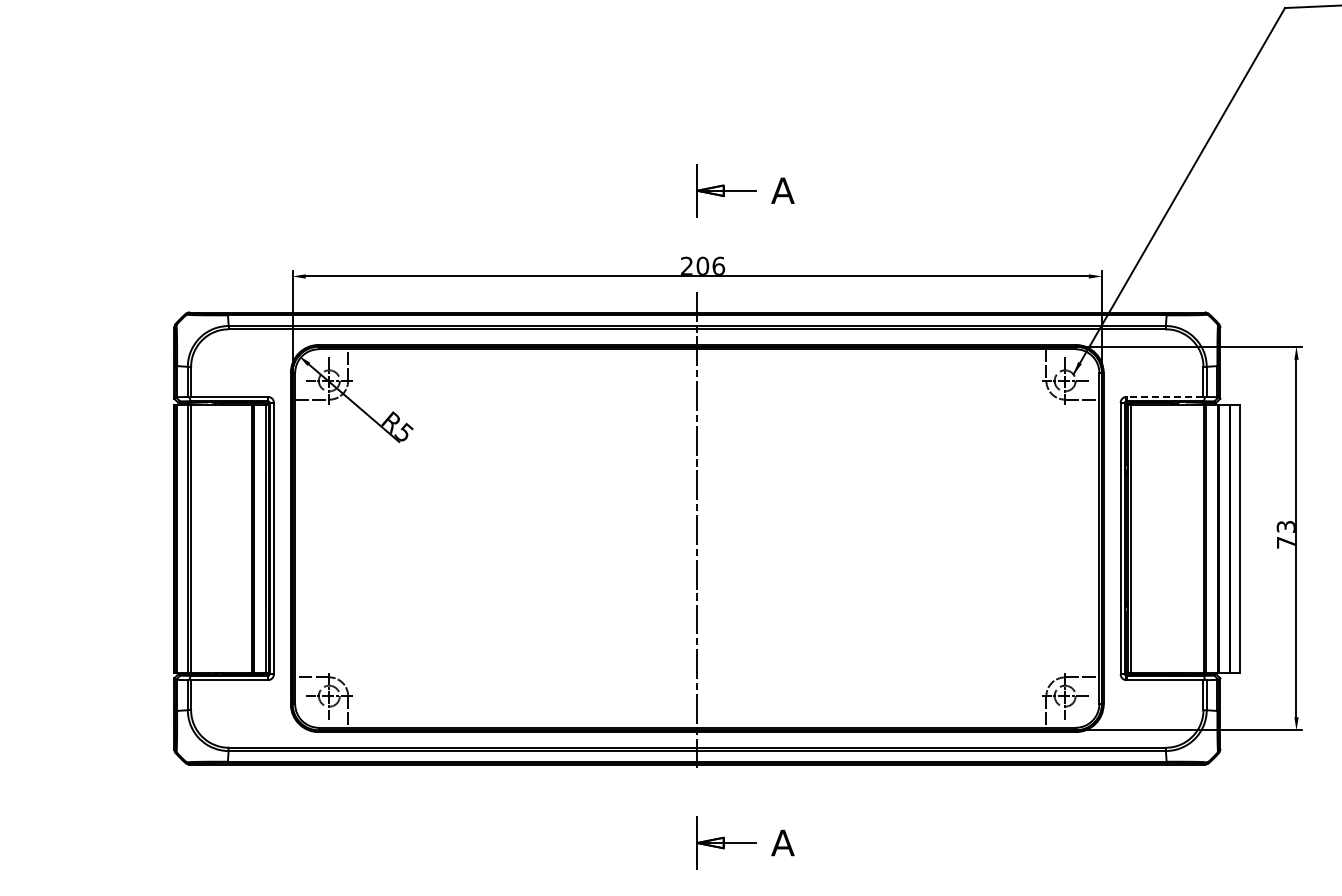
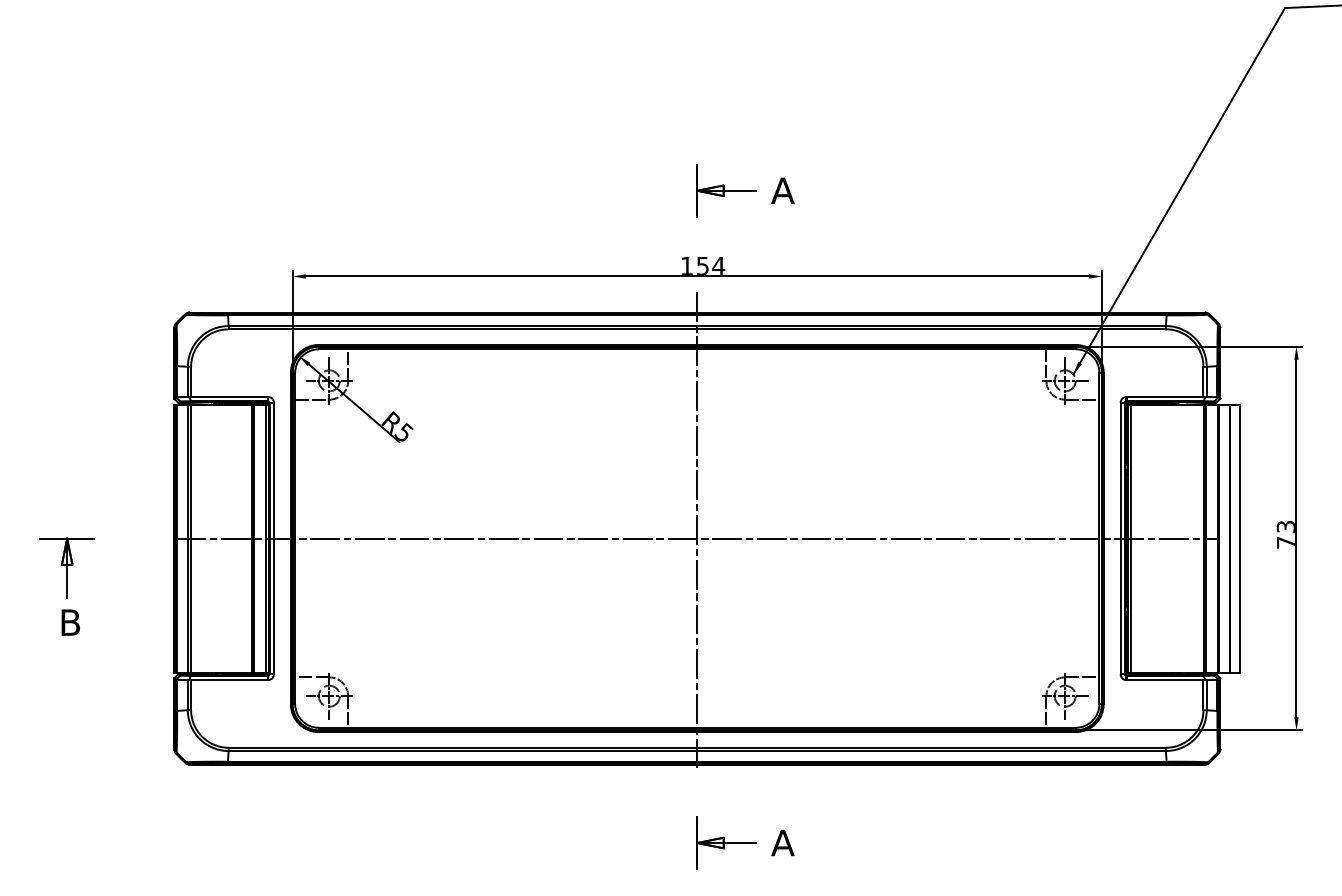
text: 206 -> 154 (703, 265)
line: dashed -> solid (1164, 396)
line: none -> present (697, 538)
part: none -> present (66, 586)
